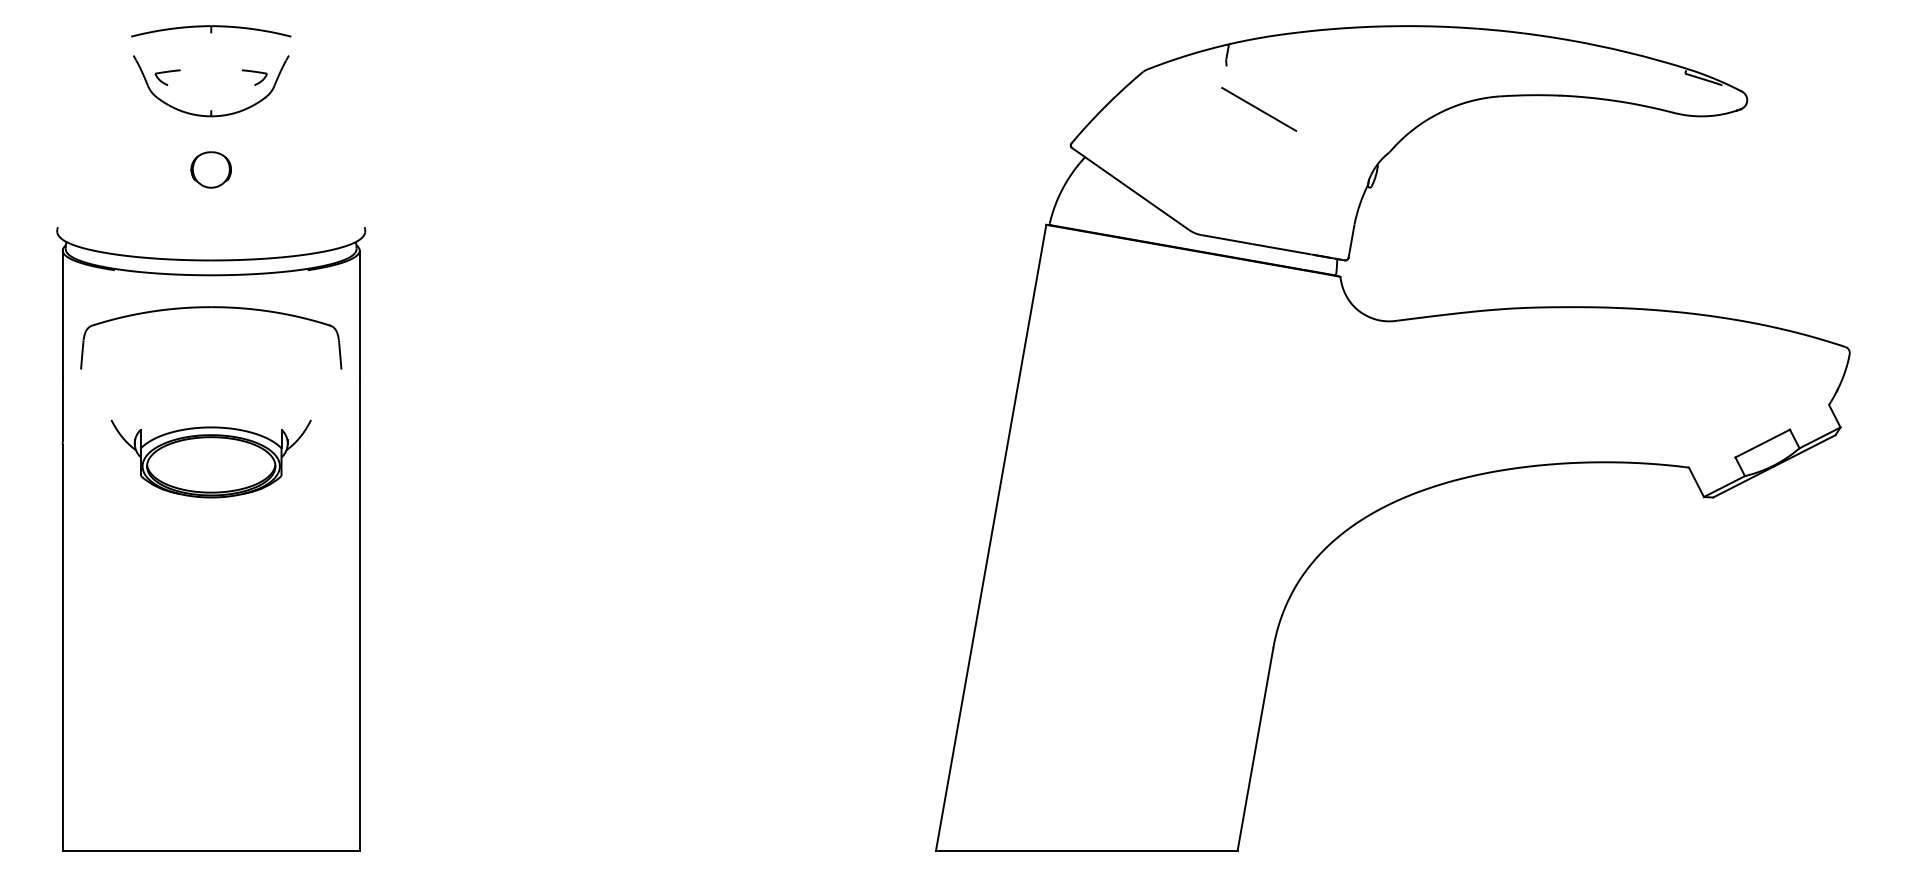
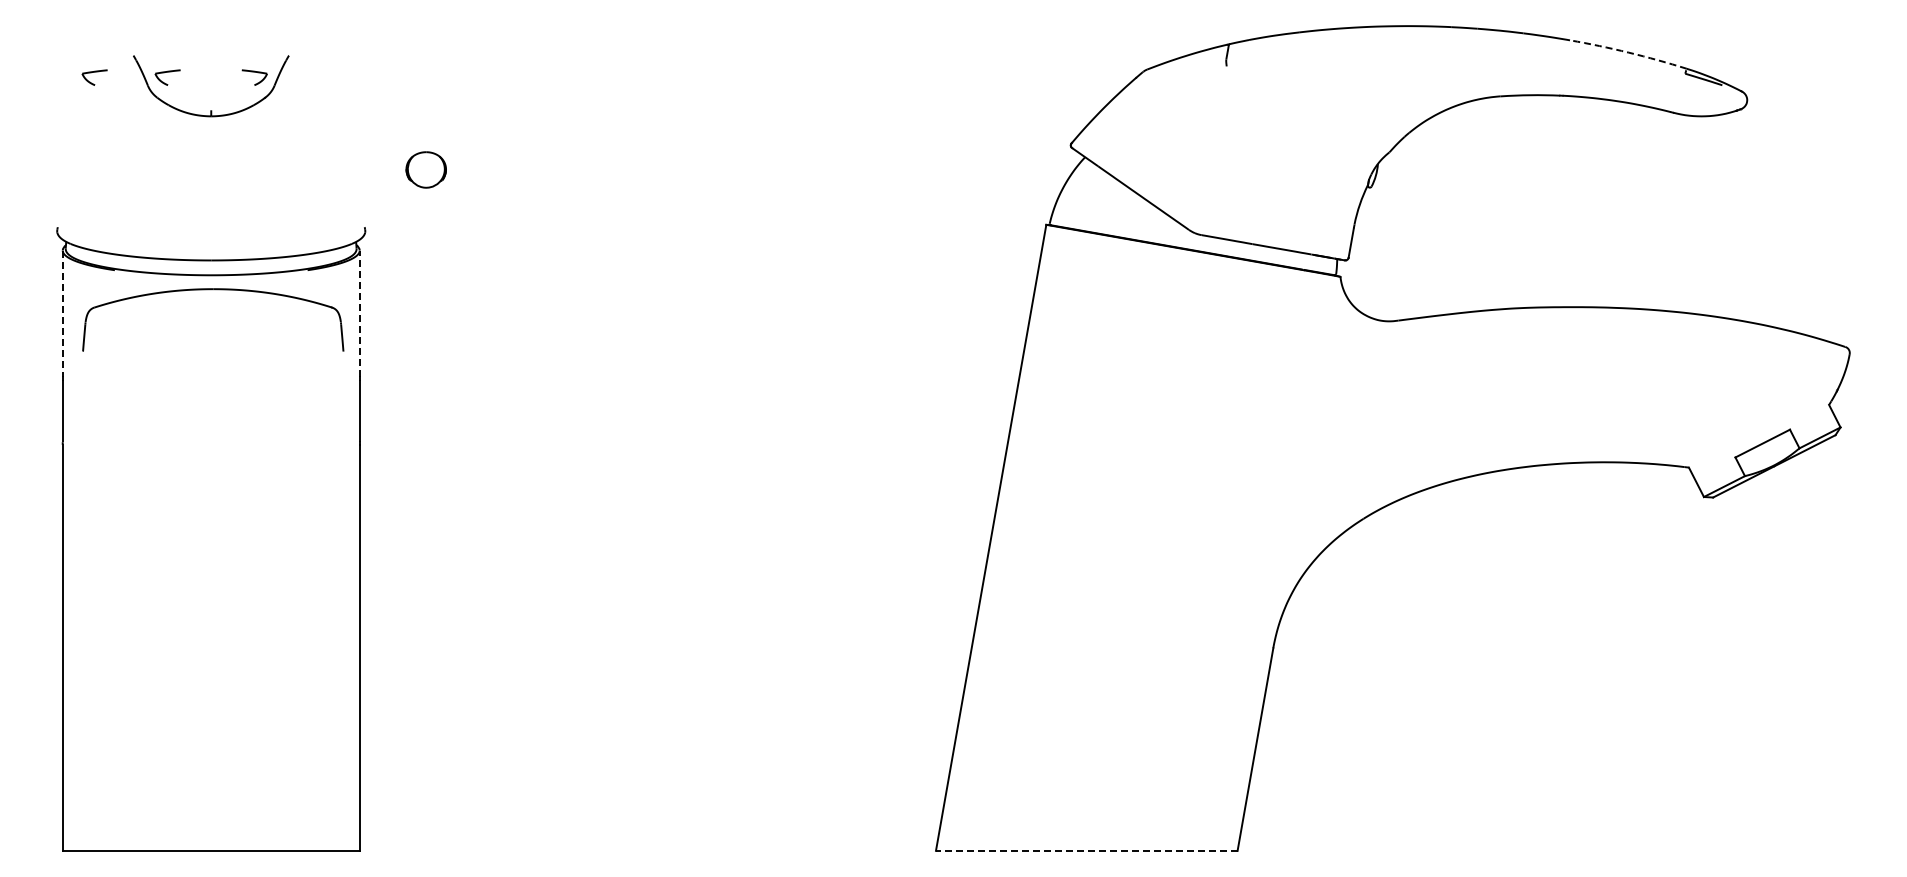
part: present -> none (211, 31)
arc: solid -> dashed (1628, 52)
part: none -> present (94, 77)
line: present -> none (1259, 109)
part position: (210, 169) -> (425, 169) (425, 169)
part position: (211, 308) -> (213, 290) (213, 290)
line: solid -> dashed (62, 314)
line: solid -> dashed (359, 314)
part: present -> none (210, 458)
line: solid -> dashed (1086, 850)
